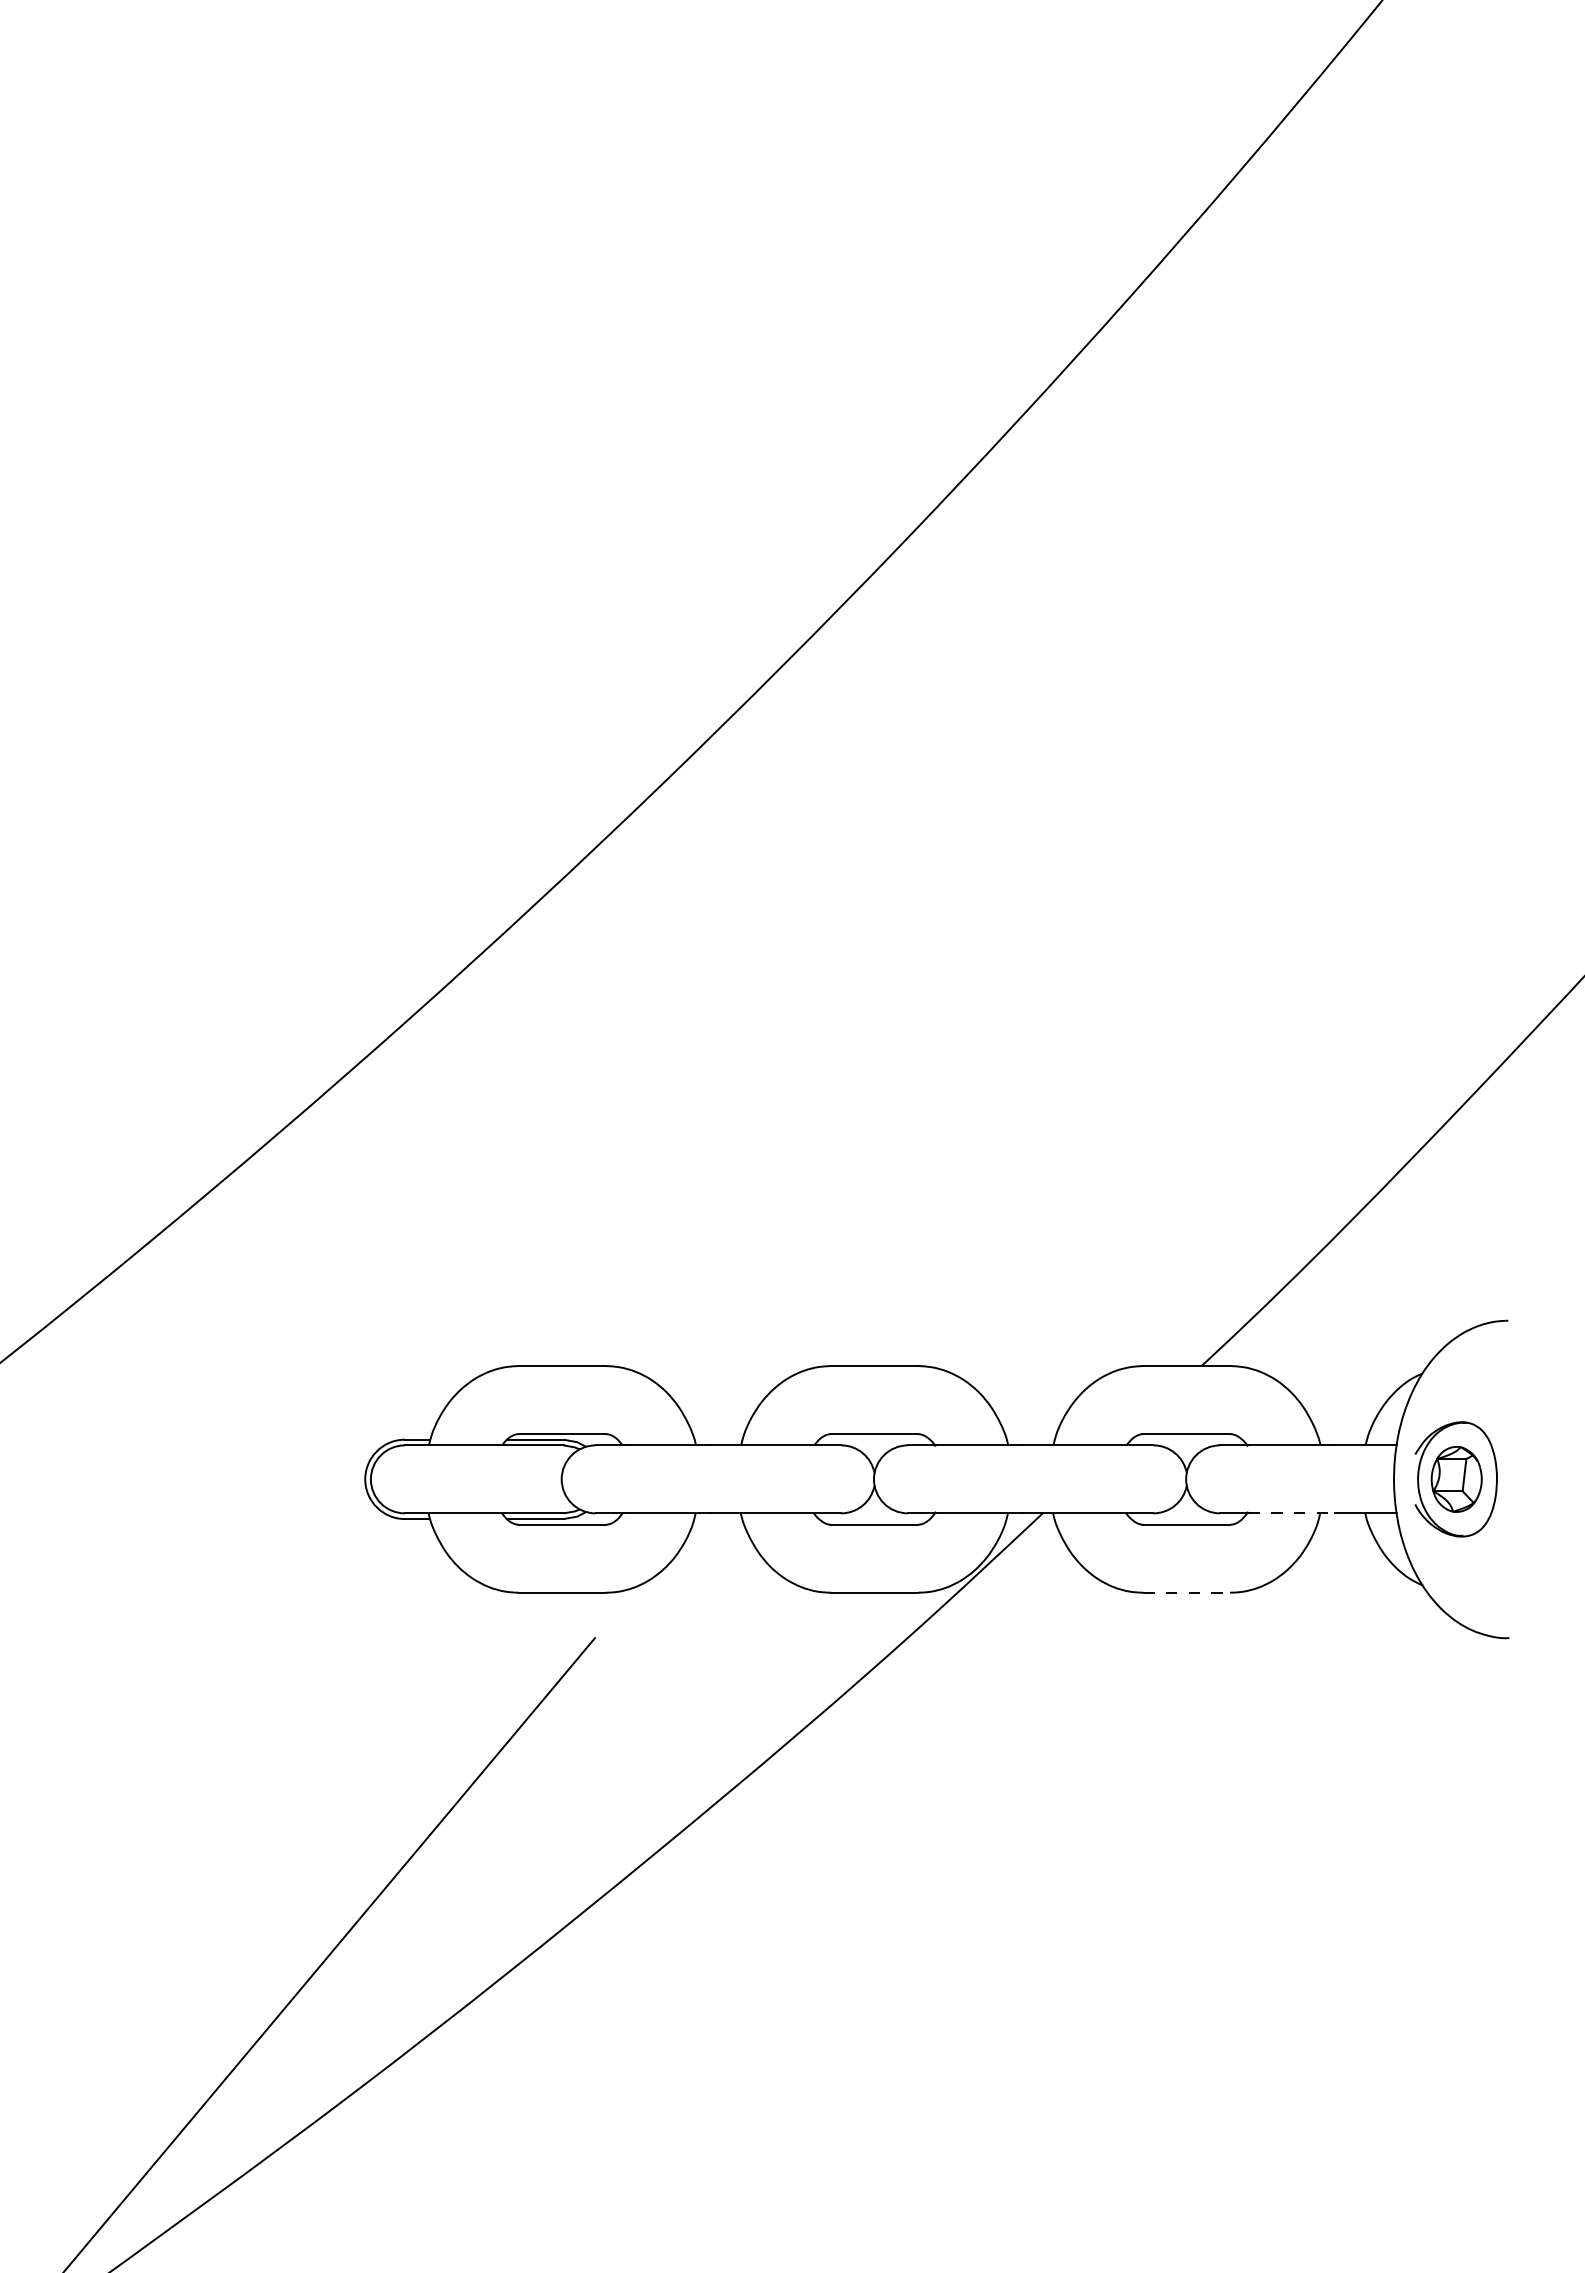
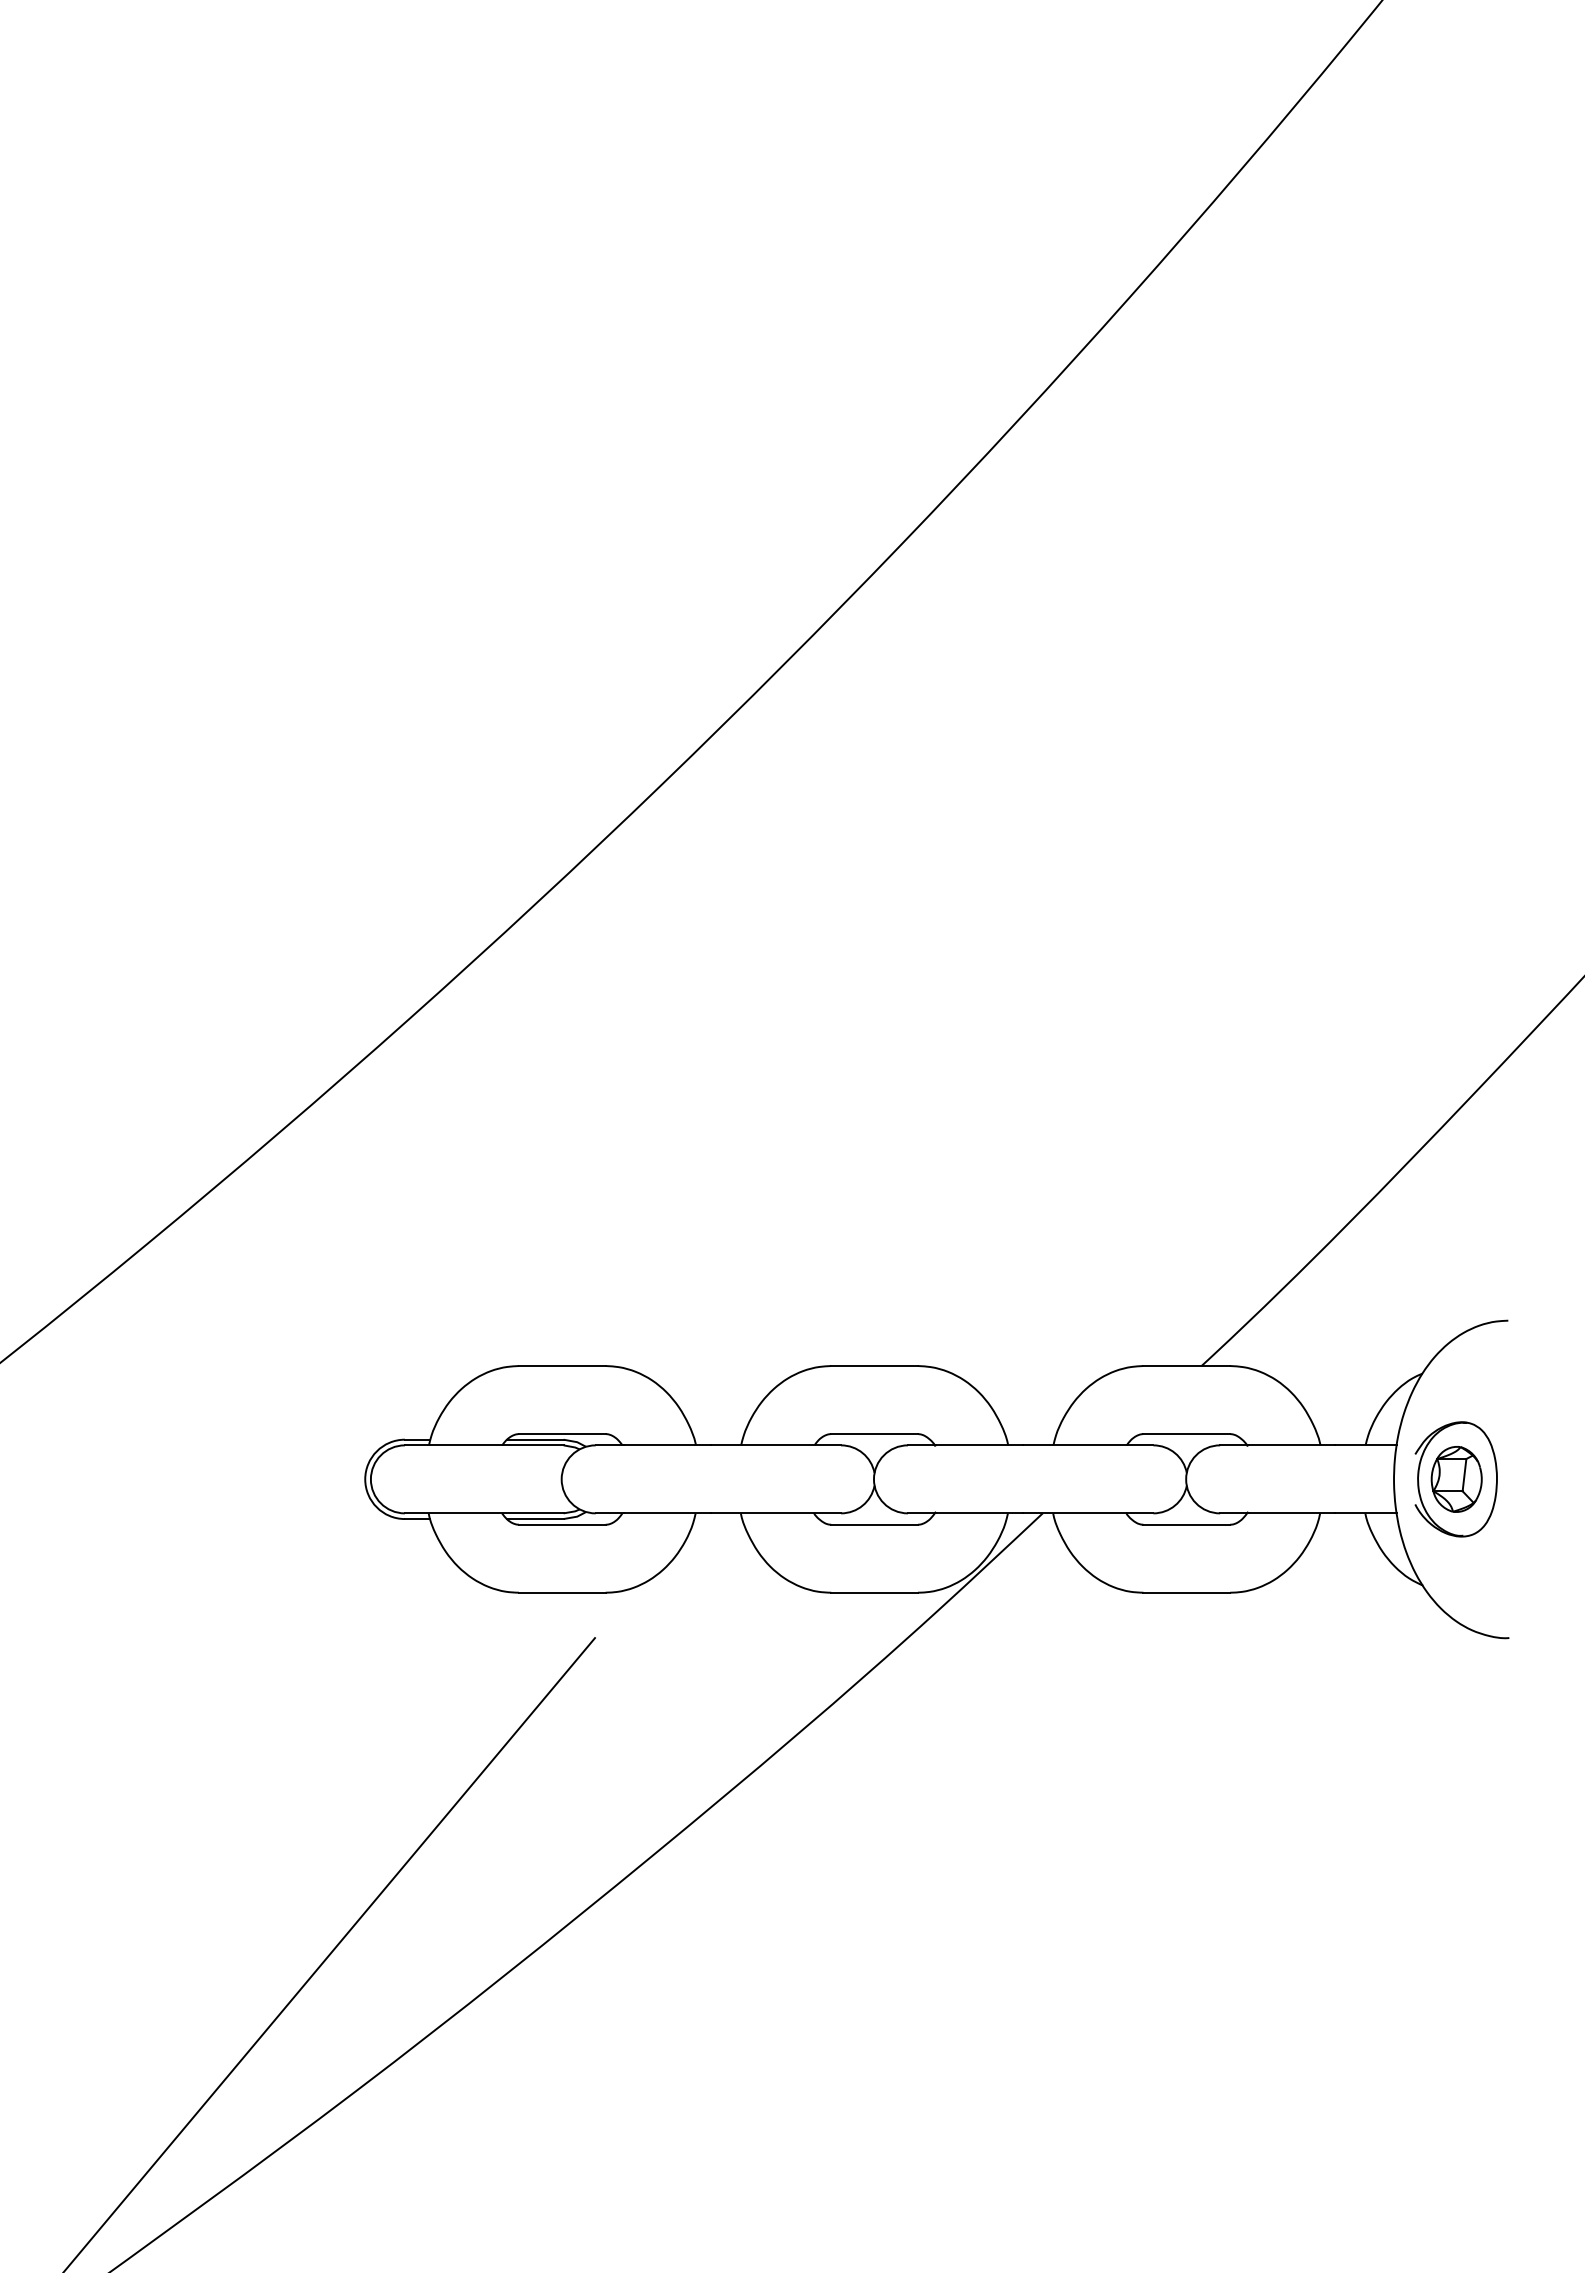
line: dashed -> solid (1292, 1513)
line: dashed -> solid (1187, 1592)
